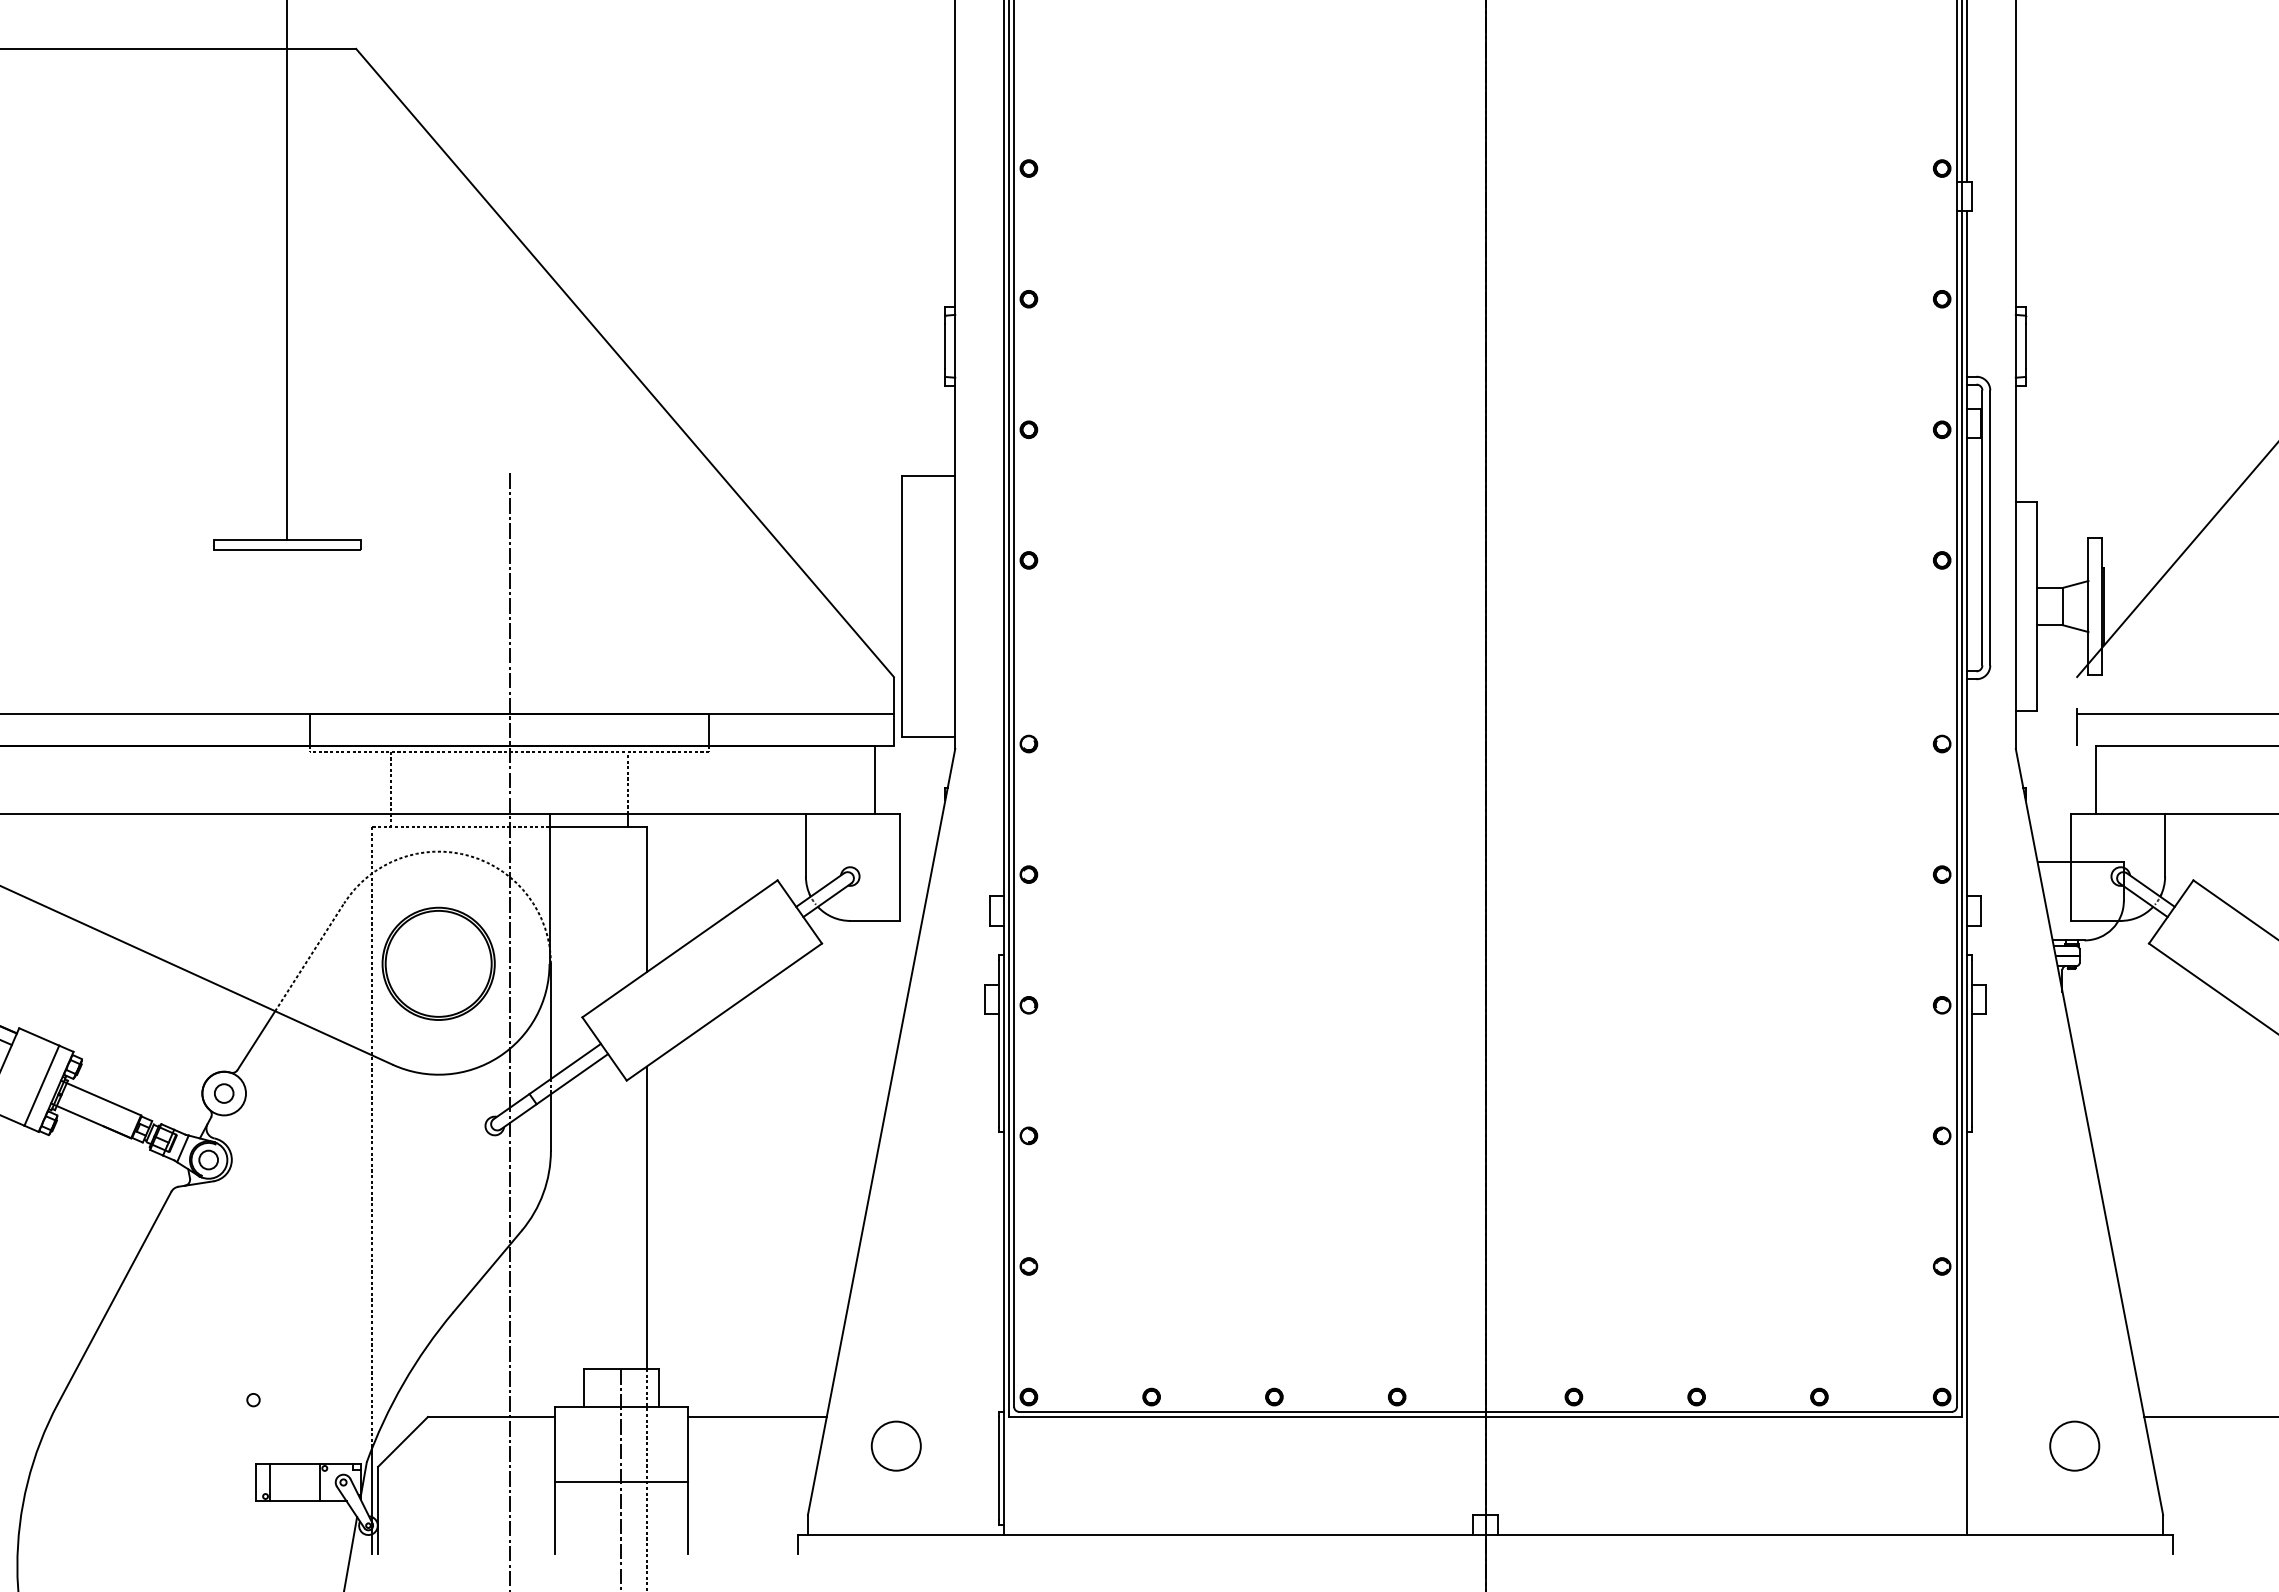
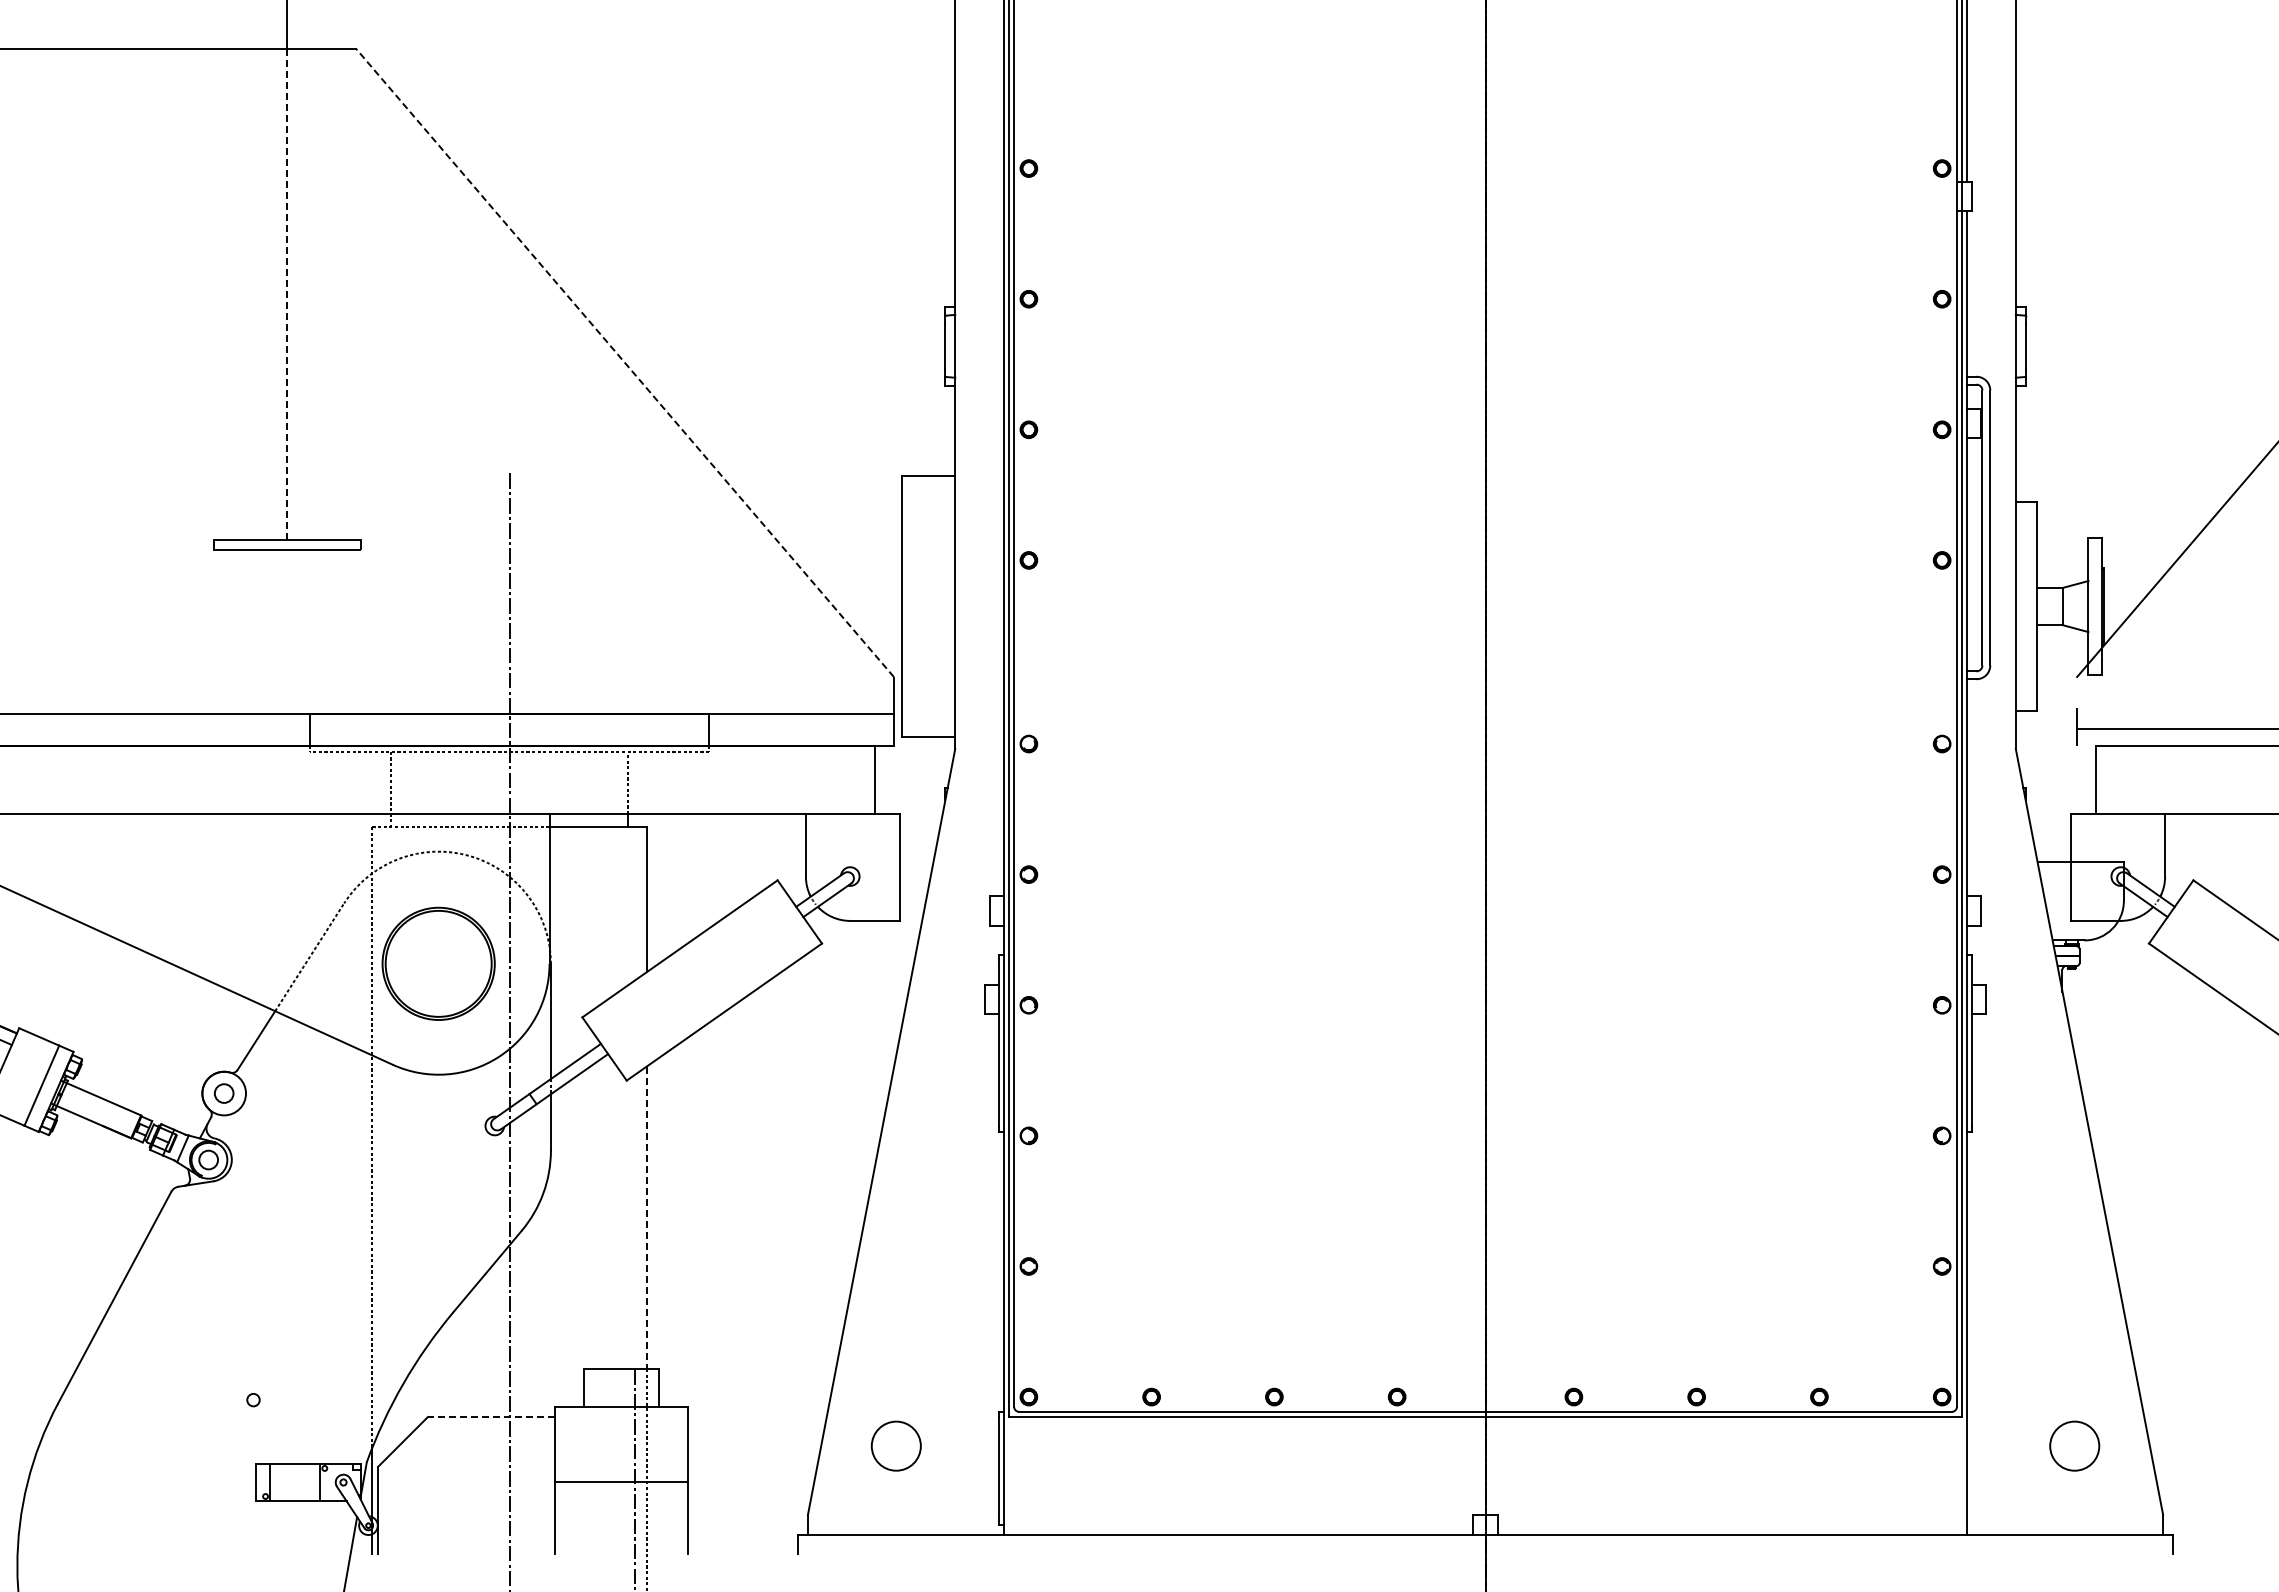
line: solid -> dashed (287, 294)
line: solid -> dashed (624, 362)
line position: (2176, 714) -> (2176, 729) (2176, 729)
line: solid -> dashed (646, 1218)
line: solid -> dashed (490, 1417)
line: present -> none (757, 1417)
line: present -> none (2209, 1417)
line position: (621, 1478) -> (635, 1478) (635, 1478)
